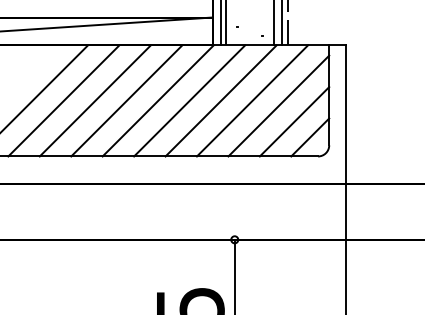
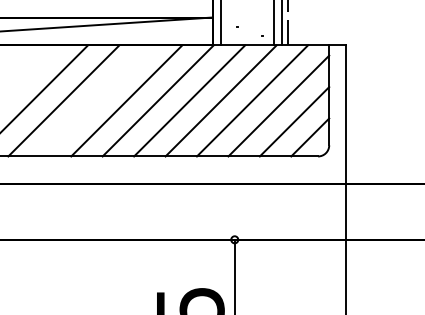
line: present -> none (226, 23)
line: present -> none (94, 100)
